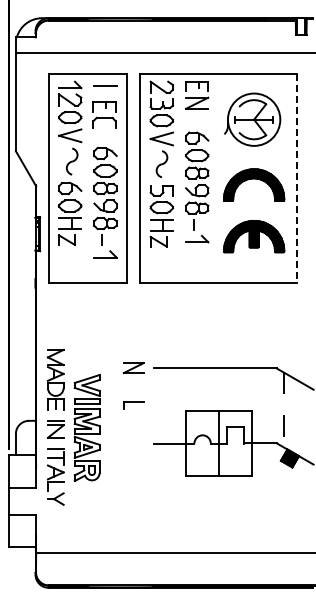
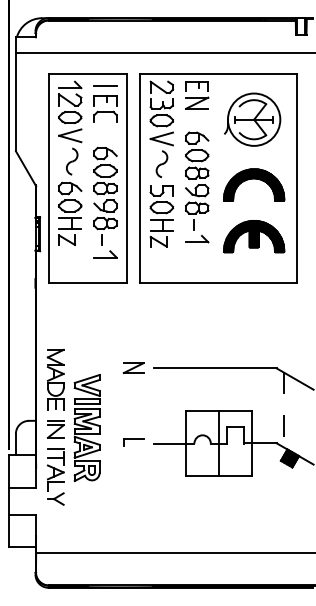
part position: (104, 114) -> (105, 108) (105, 108)
line: dashed -> solid (297, 178)
part position: (133, 405) -> (133, 442) (133, 442)
